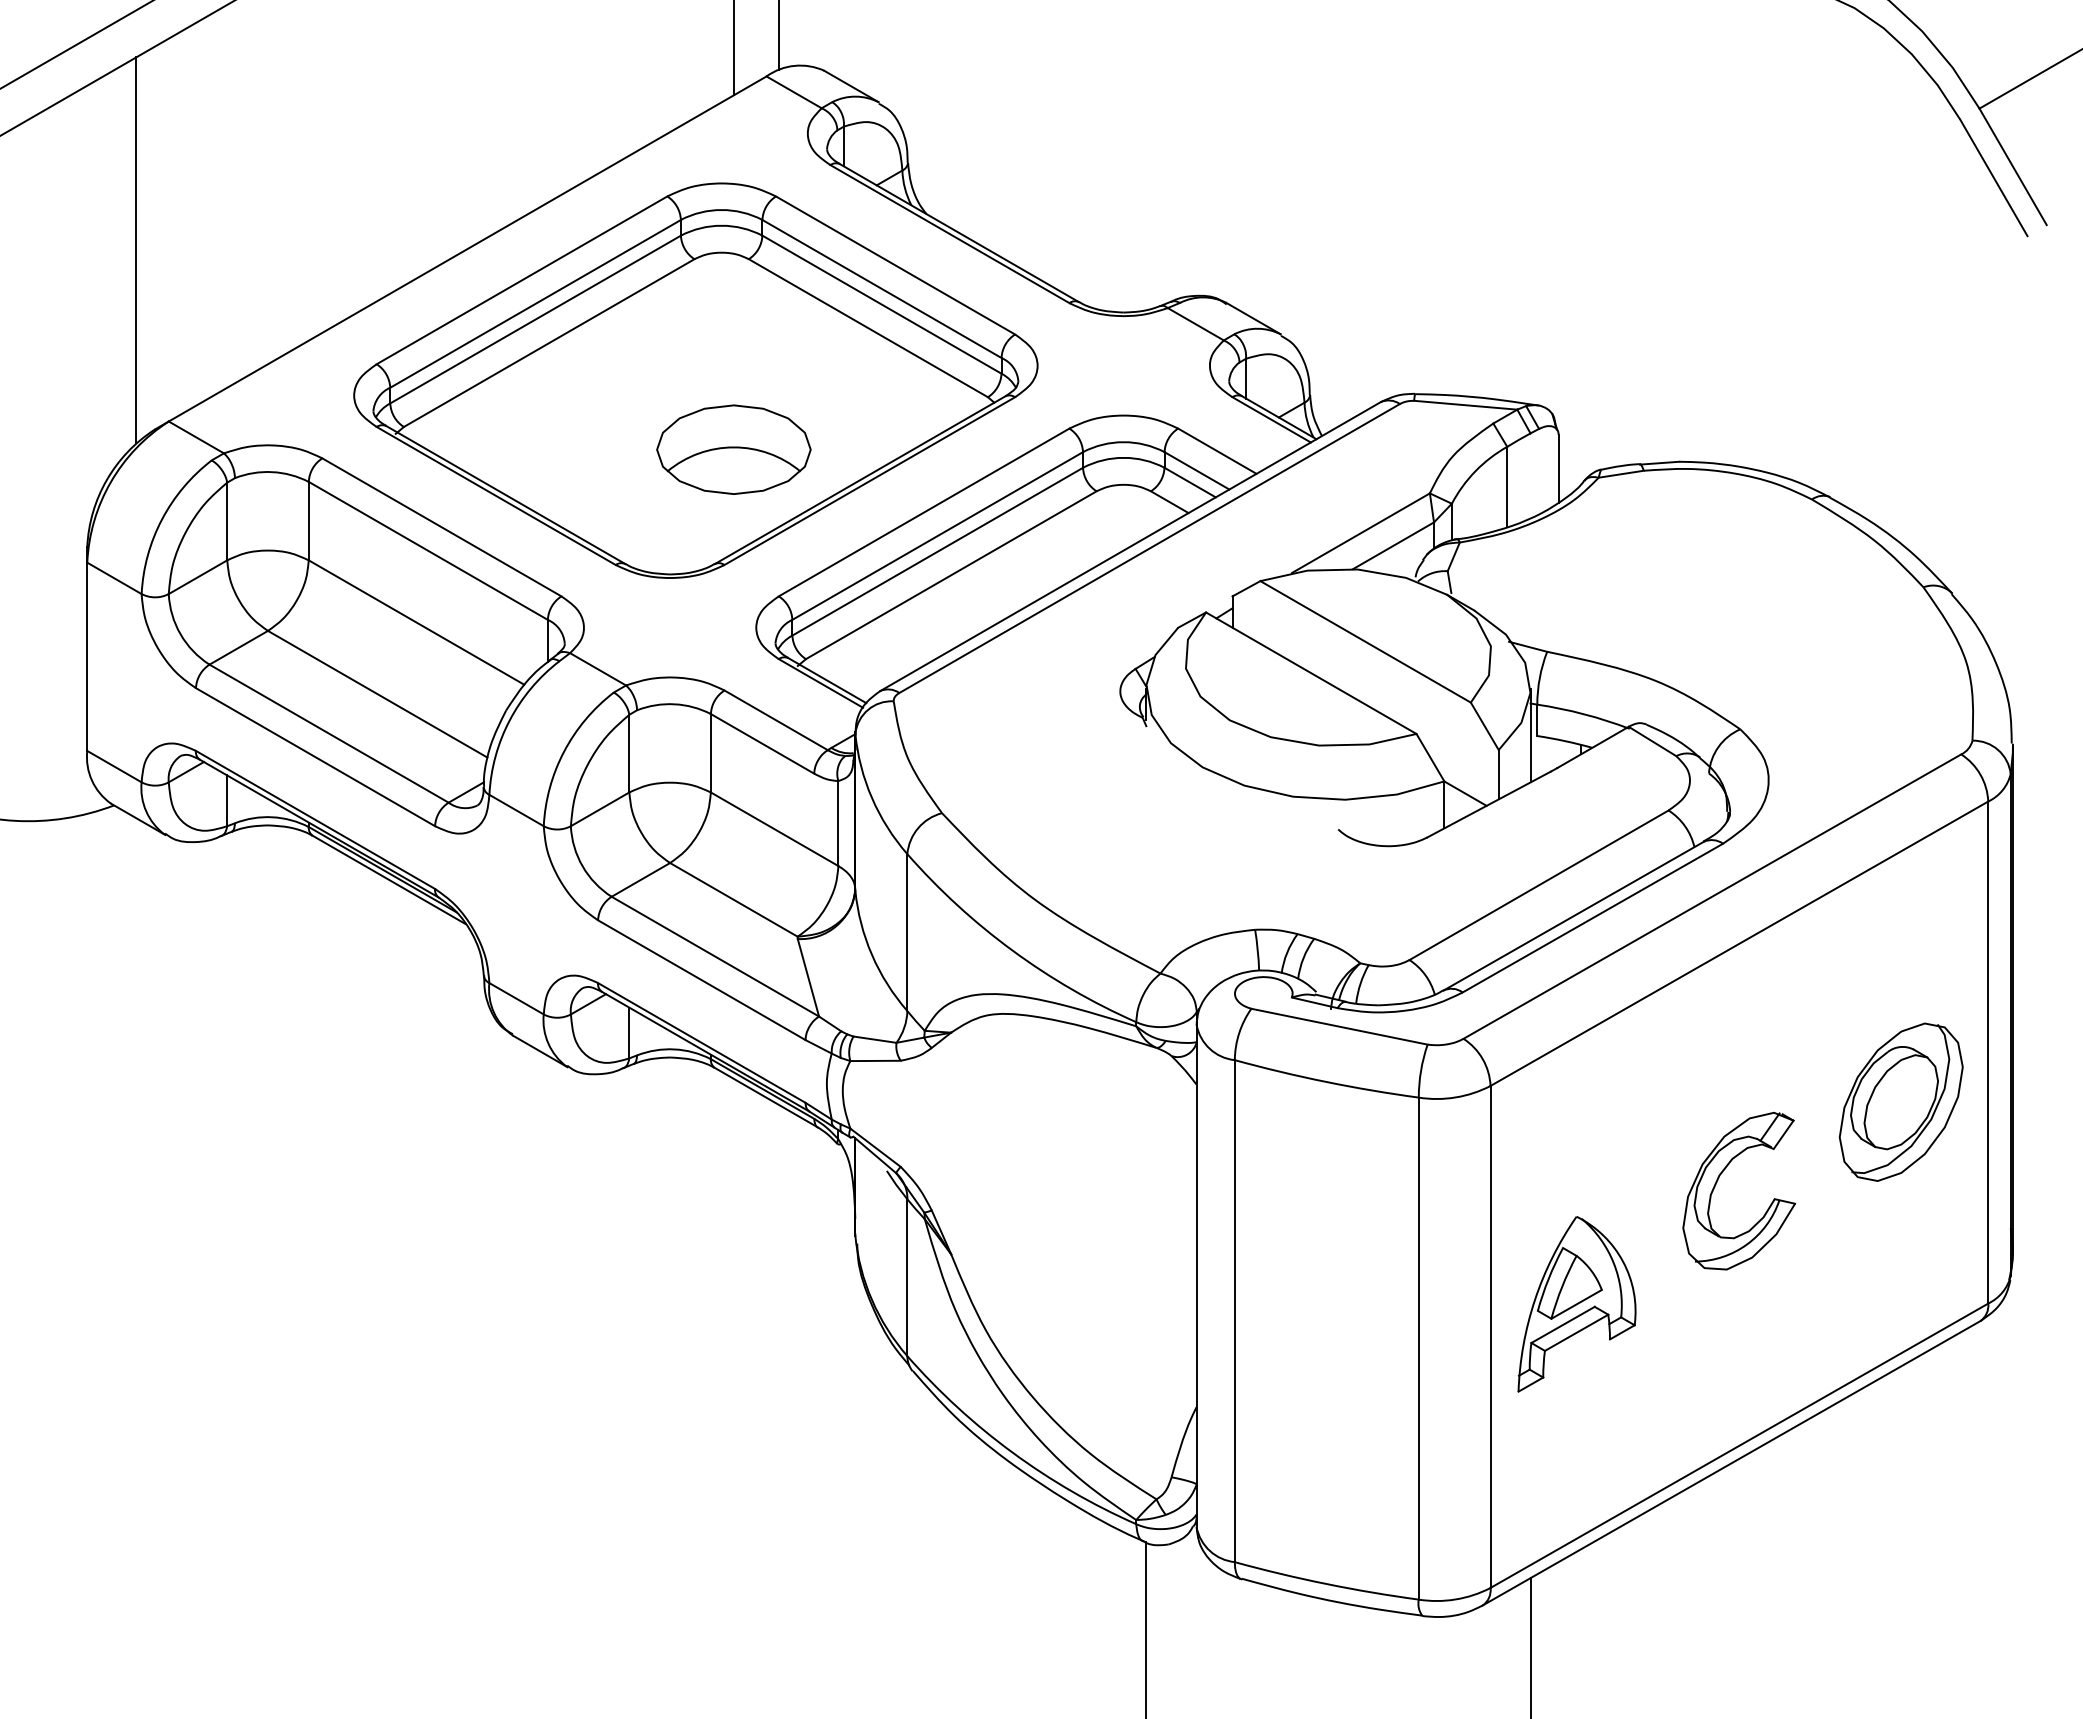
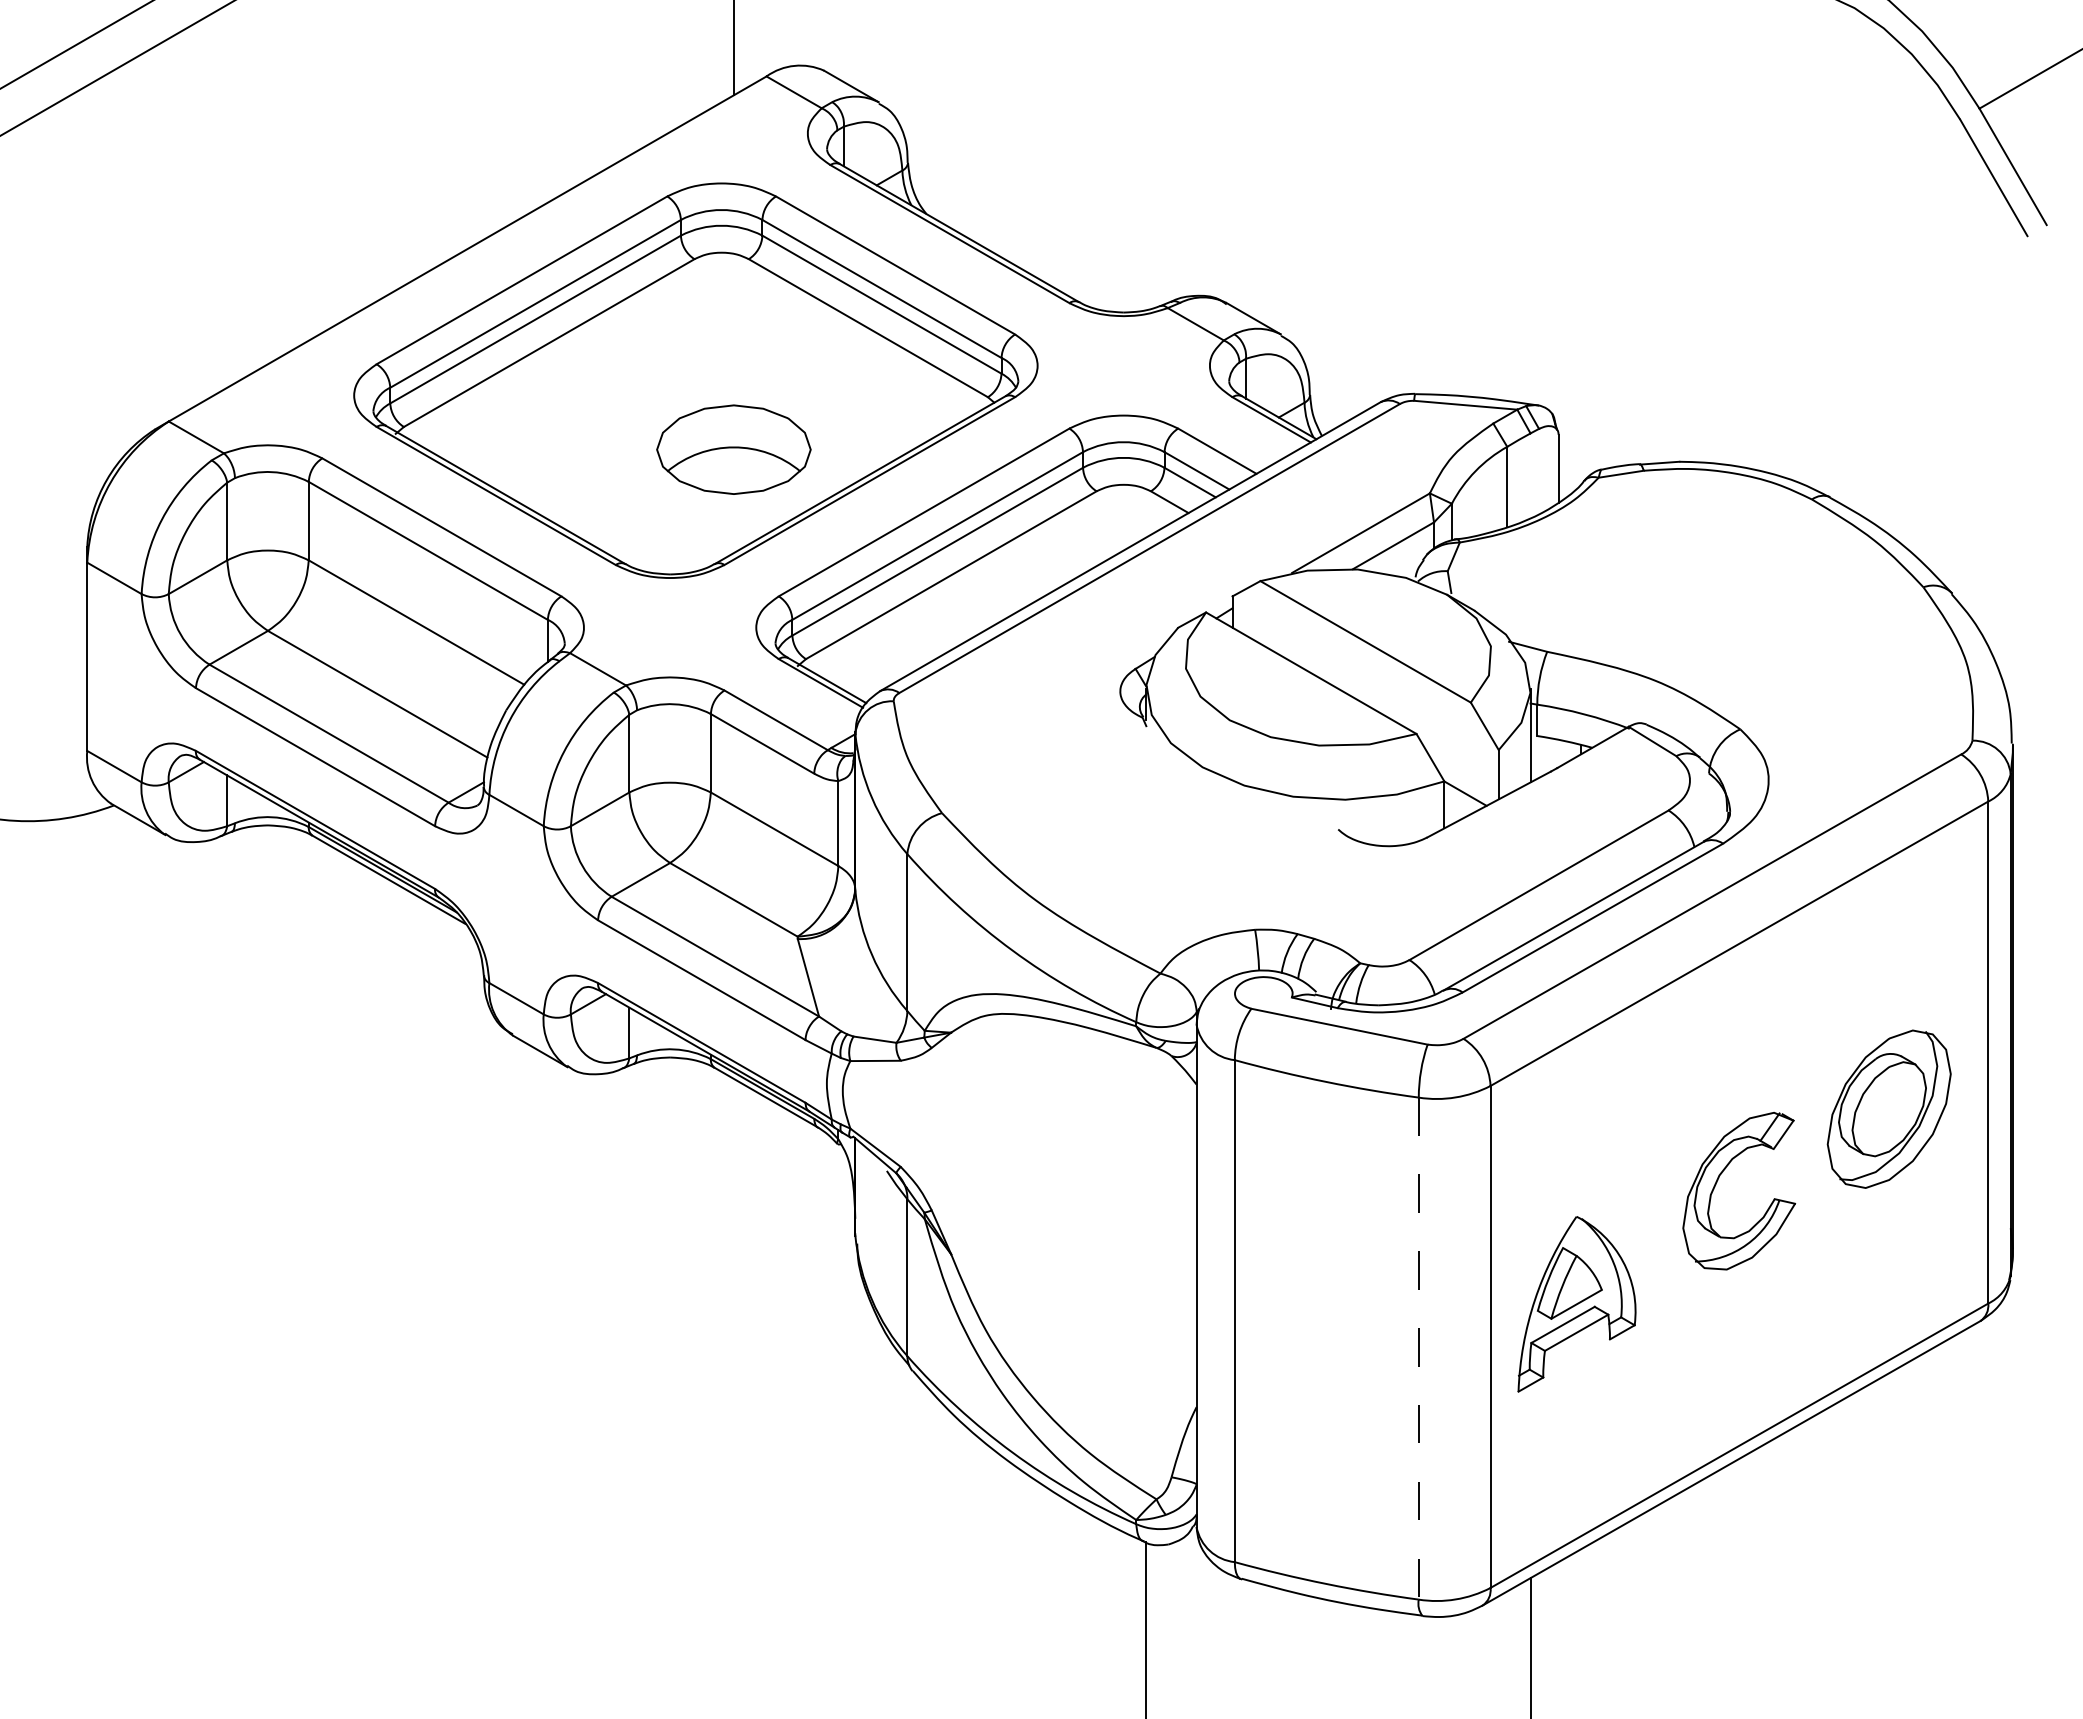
line: present -> none (778, 36)
line: present -> none (136, 250)
part position: (1900, 1101) -> (1888, 1108) (1888, 1108)
line: solid -> dashed (1418, 1348)
